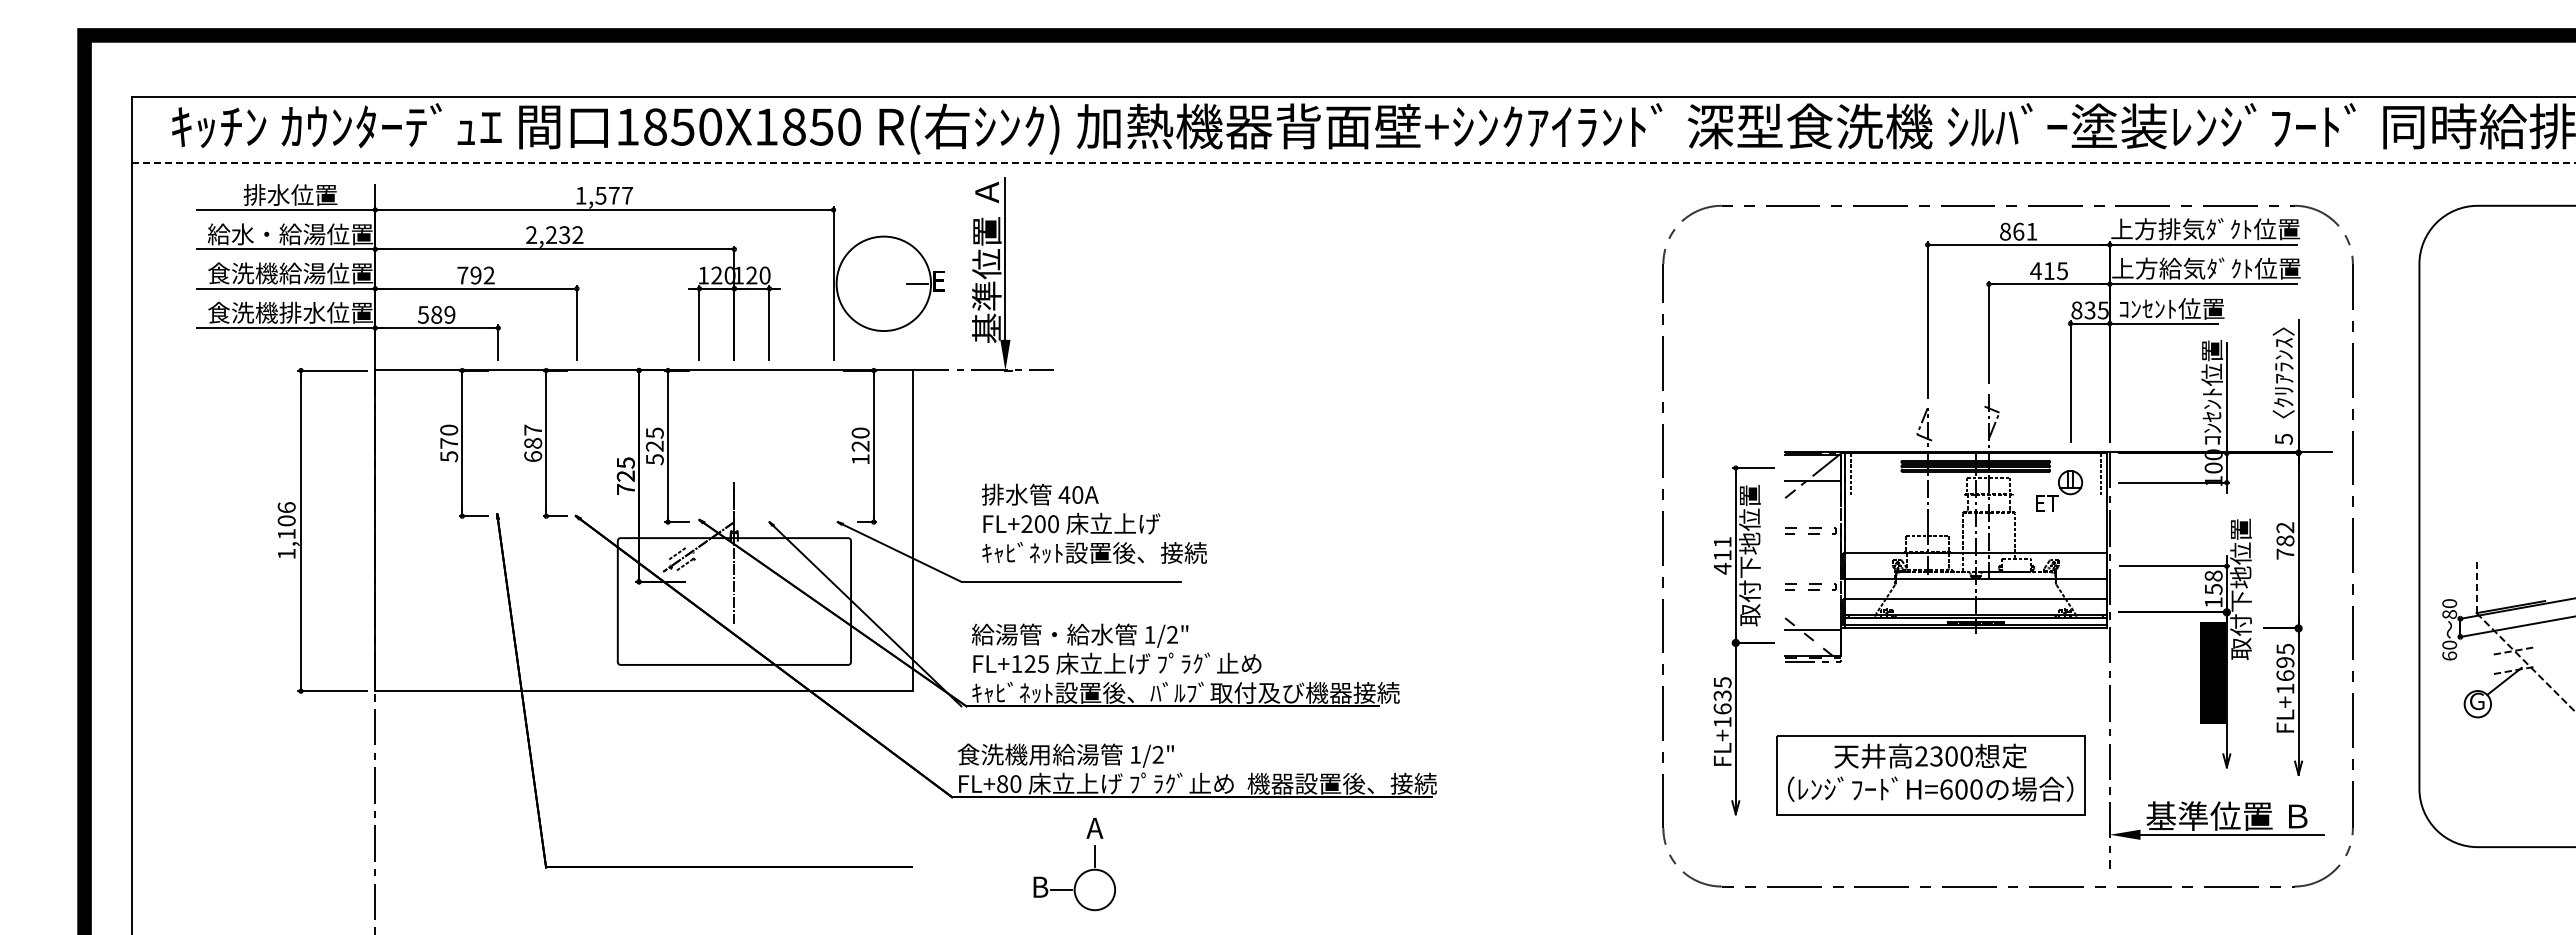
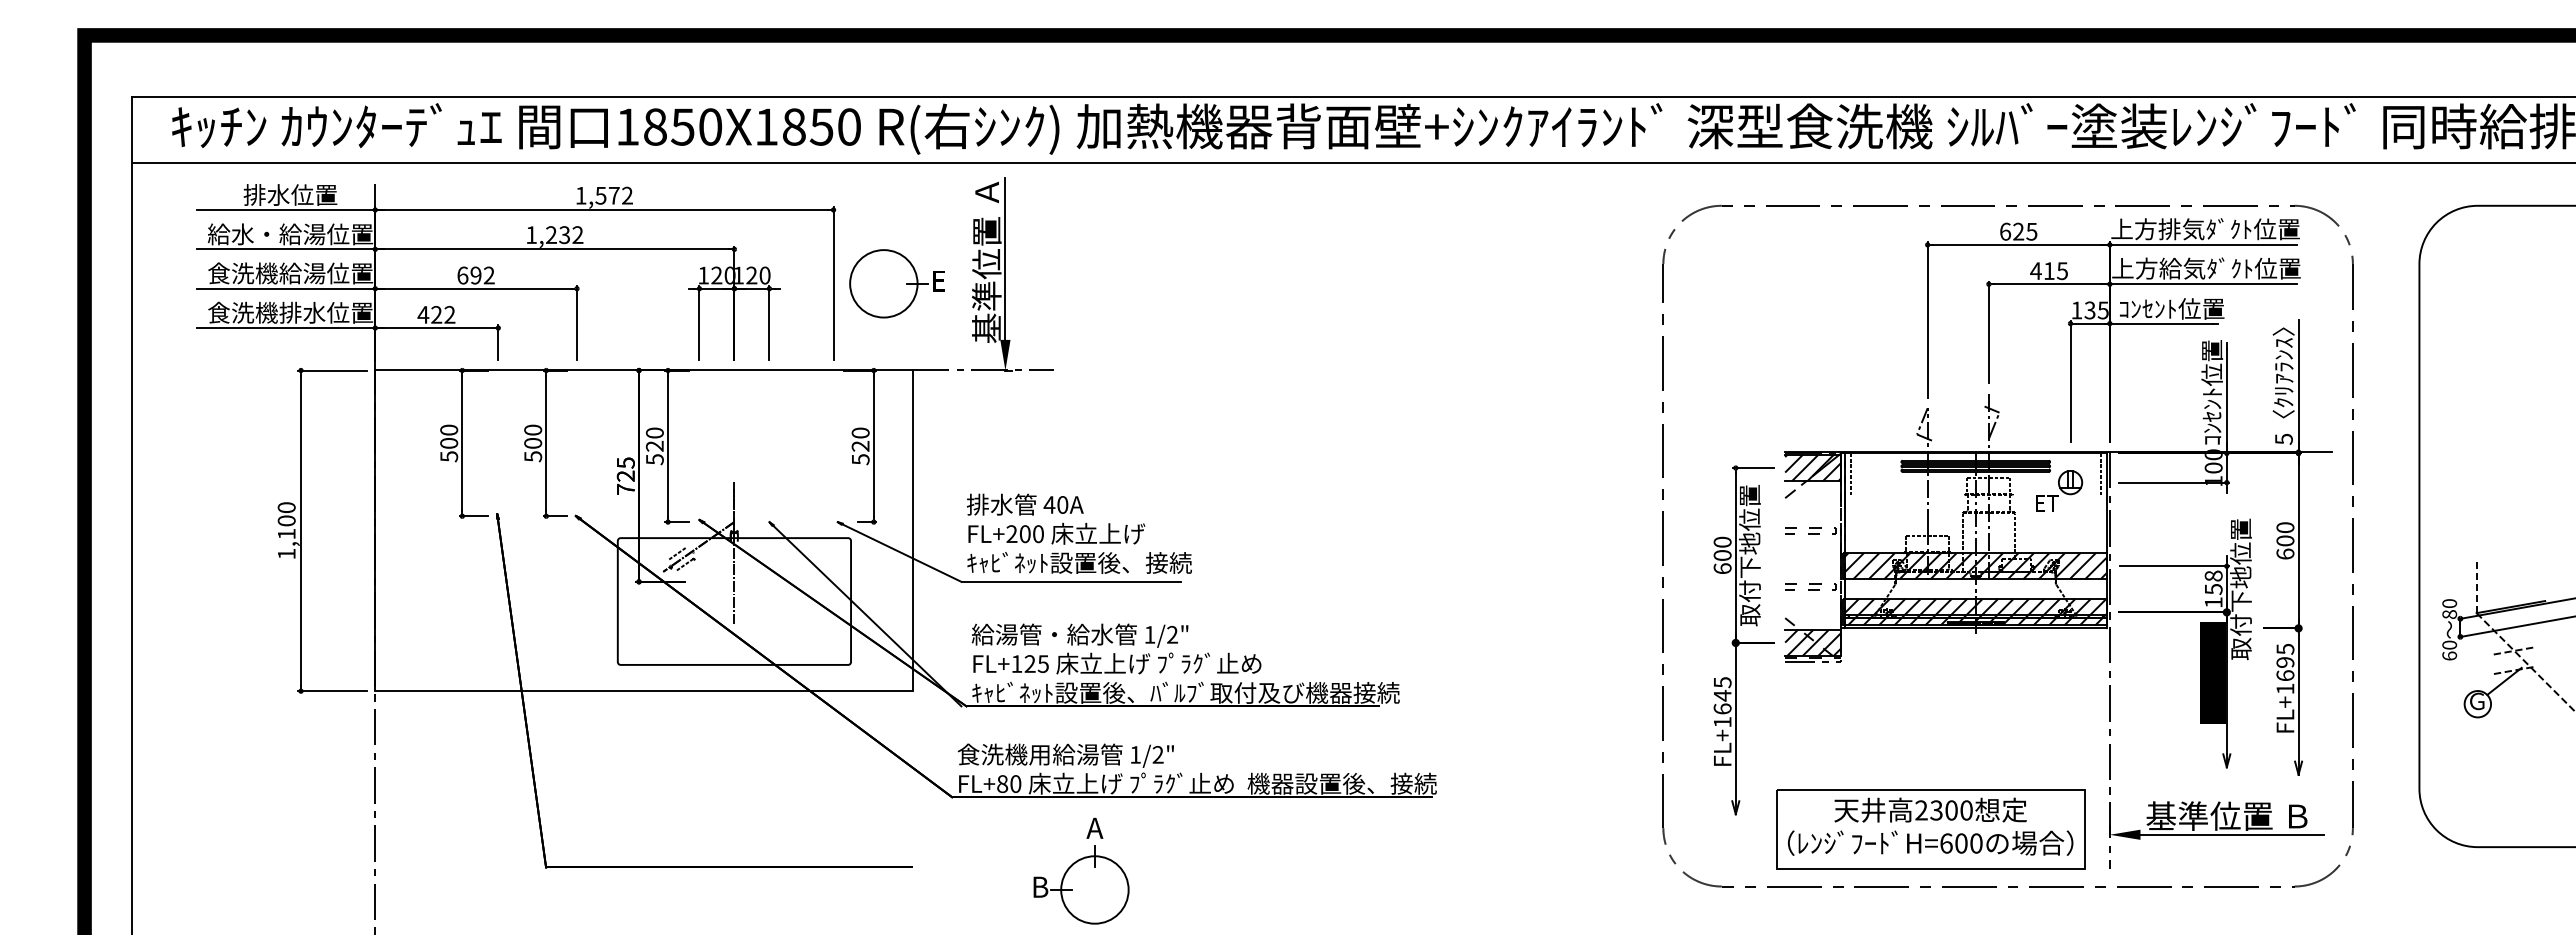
line: dashed -> solid (1353, 162)
text: 1,577 -> 1,572 (627, 195)
text: 861 -> 625 (2018, 231)
text: 2,232 -> 1,232 (531, 234)
text: 792 -> 692 (462, 275)
circle diameter: 94 px -> 67 px (883, 283)
text: 835 -> 135 (2076, 310)
text: 589 -> 422 (436, 314)
text: 525 -> 520 (654, 432)
text: 570 -> 500 (449, 443)
text: 687 -> 500 (533, 443)
text: 120 -> 520 (860, 459)
hatch: none -> present (1813, 467)
text: 1,106 -> 1,100 (286, 507)
text position: (1093, 523) -> (1078, 533) (1078, 533)
text: 782 -> 600 (2285, 540)
text: 411 -> 600 (1722, 555)
hatch: none -> present (1974, 566)
hatch: none -> present (1974, 612)
hatch: none -> present (1813, 642)
text: FL+1635 -> FL+1645 (1722, 695)
part position: (1930, 775) -> (1930, 829) (1930, 829)
circle diameter: 40 px -> 67 px (1094, 889)
